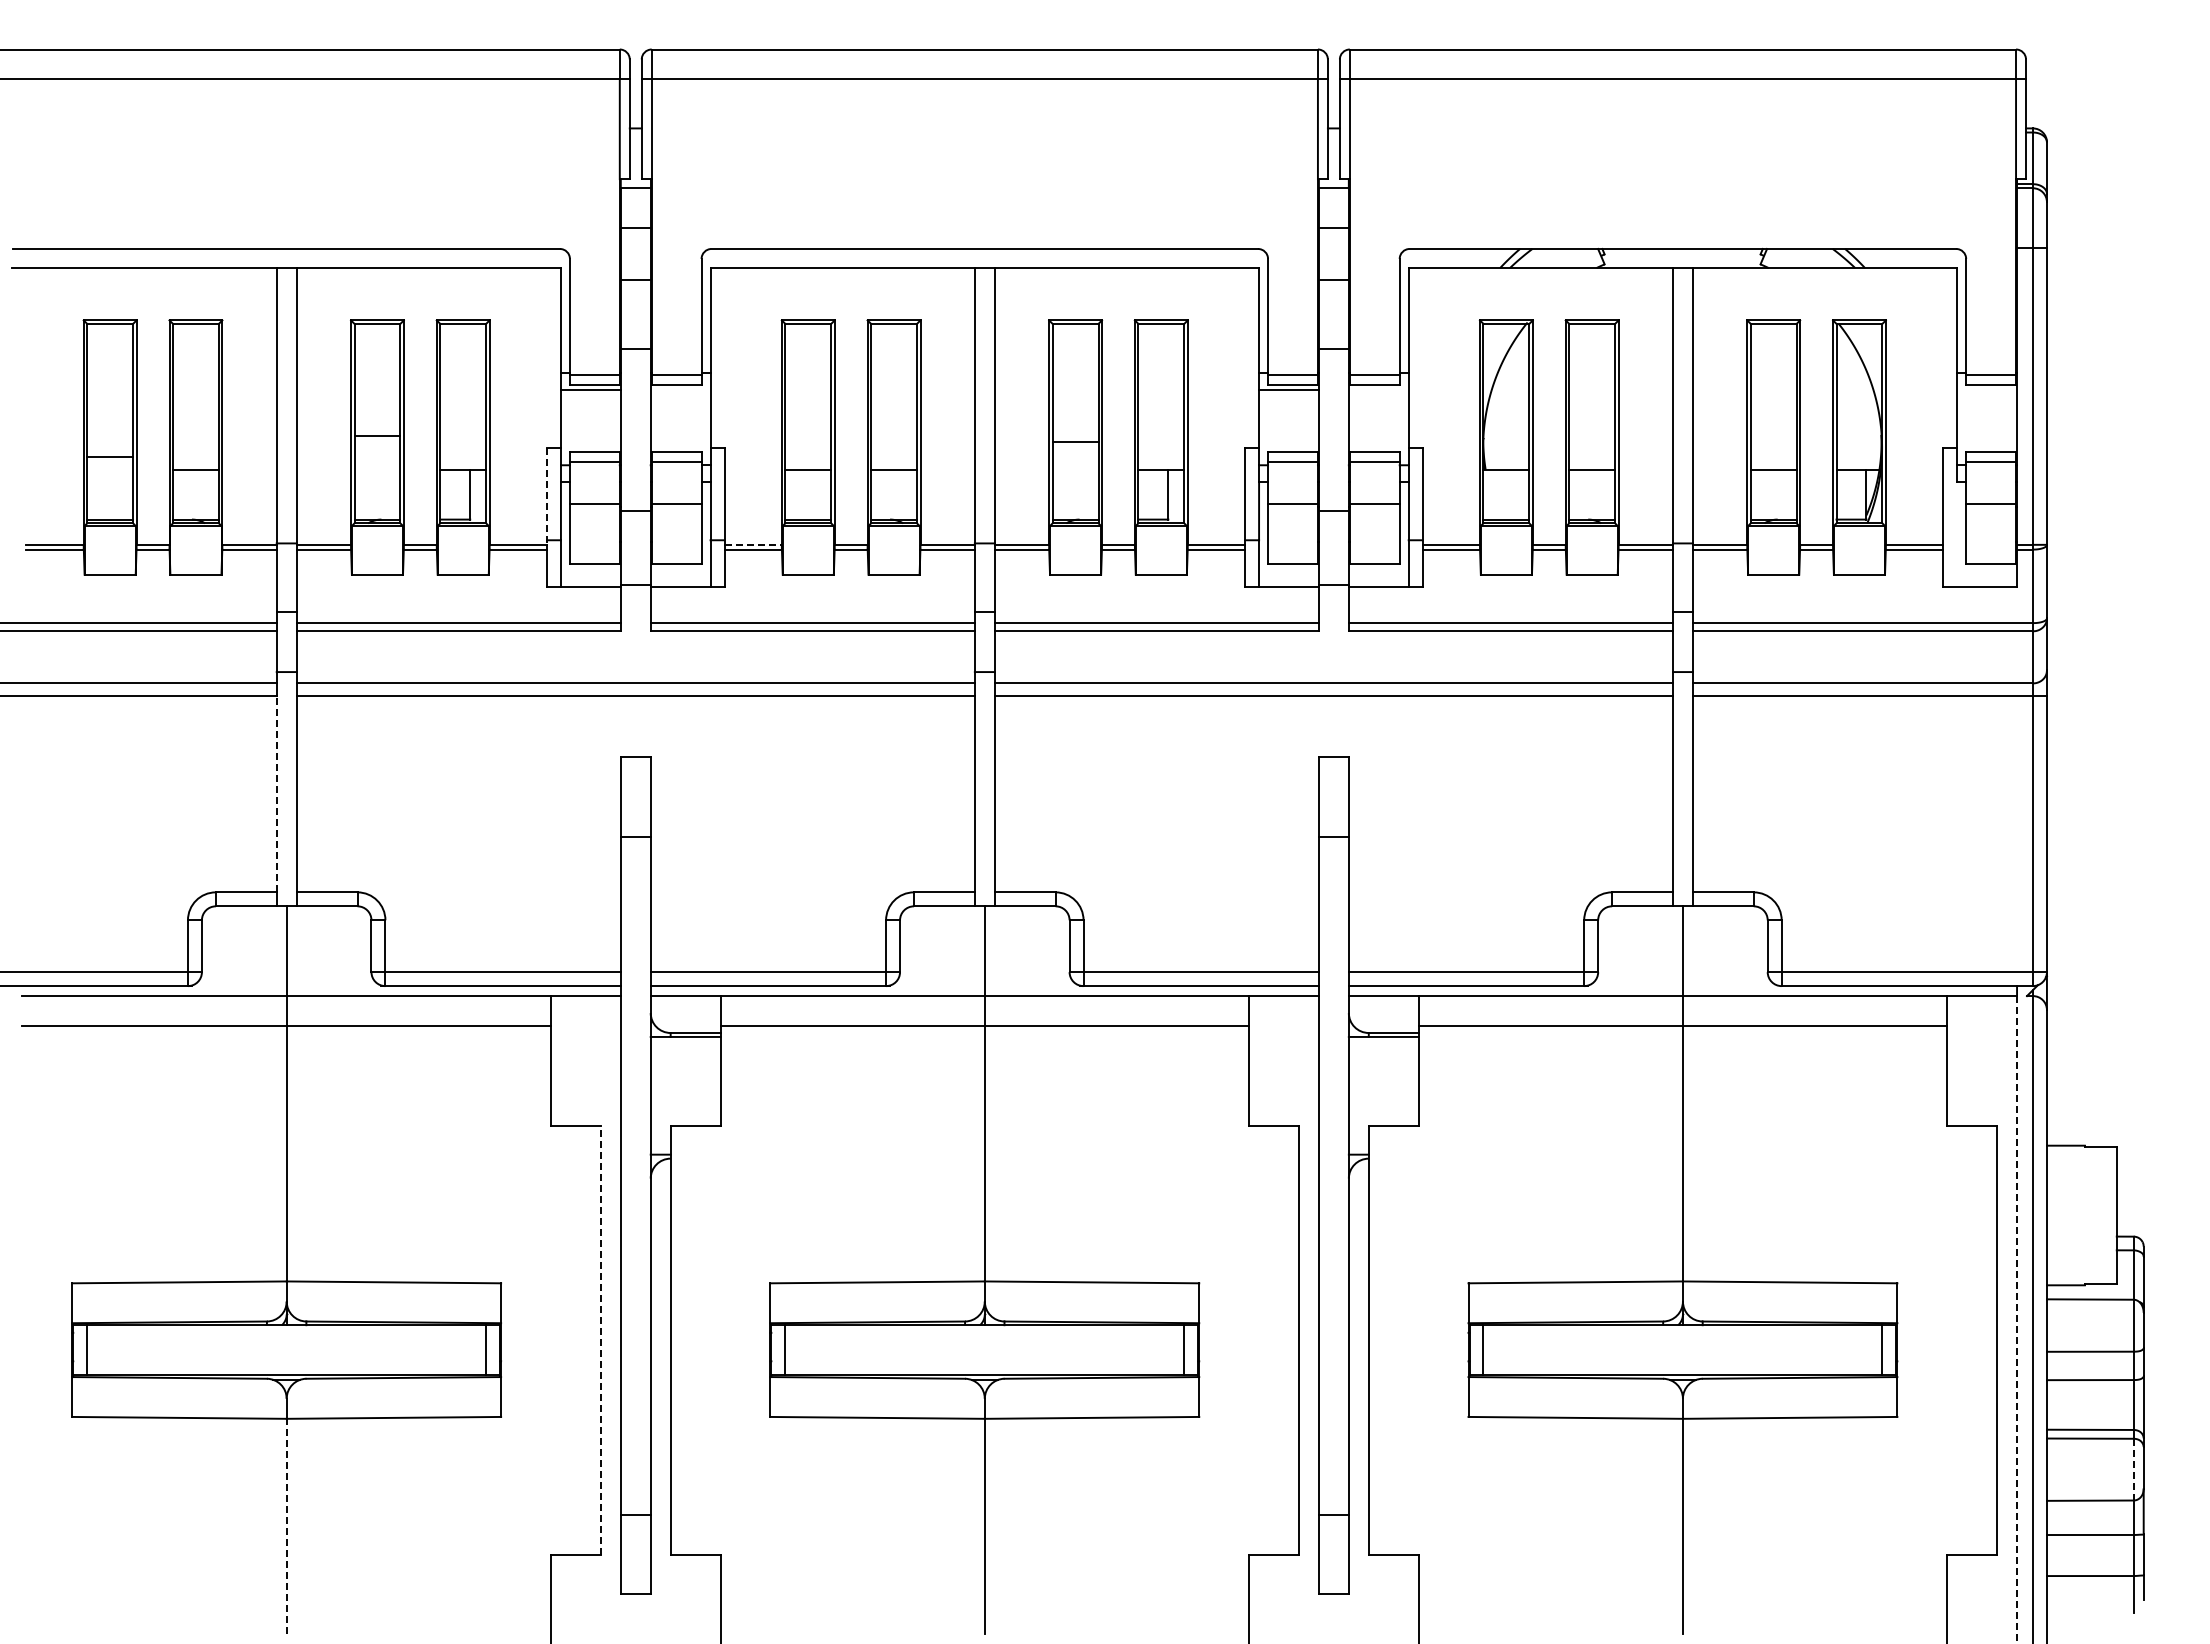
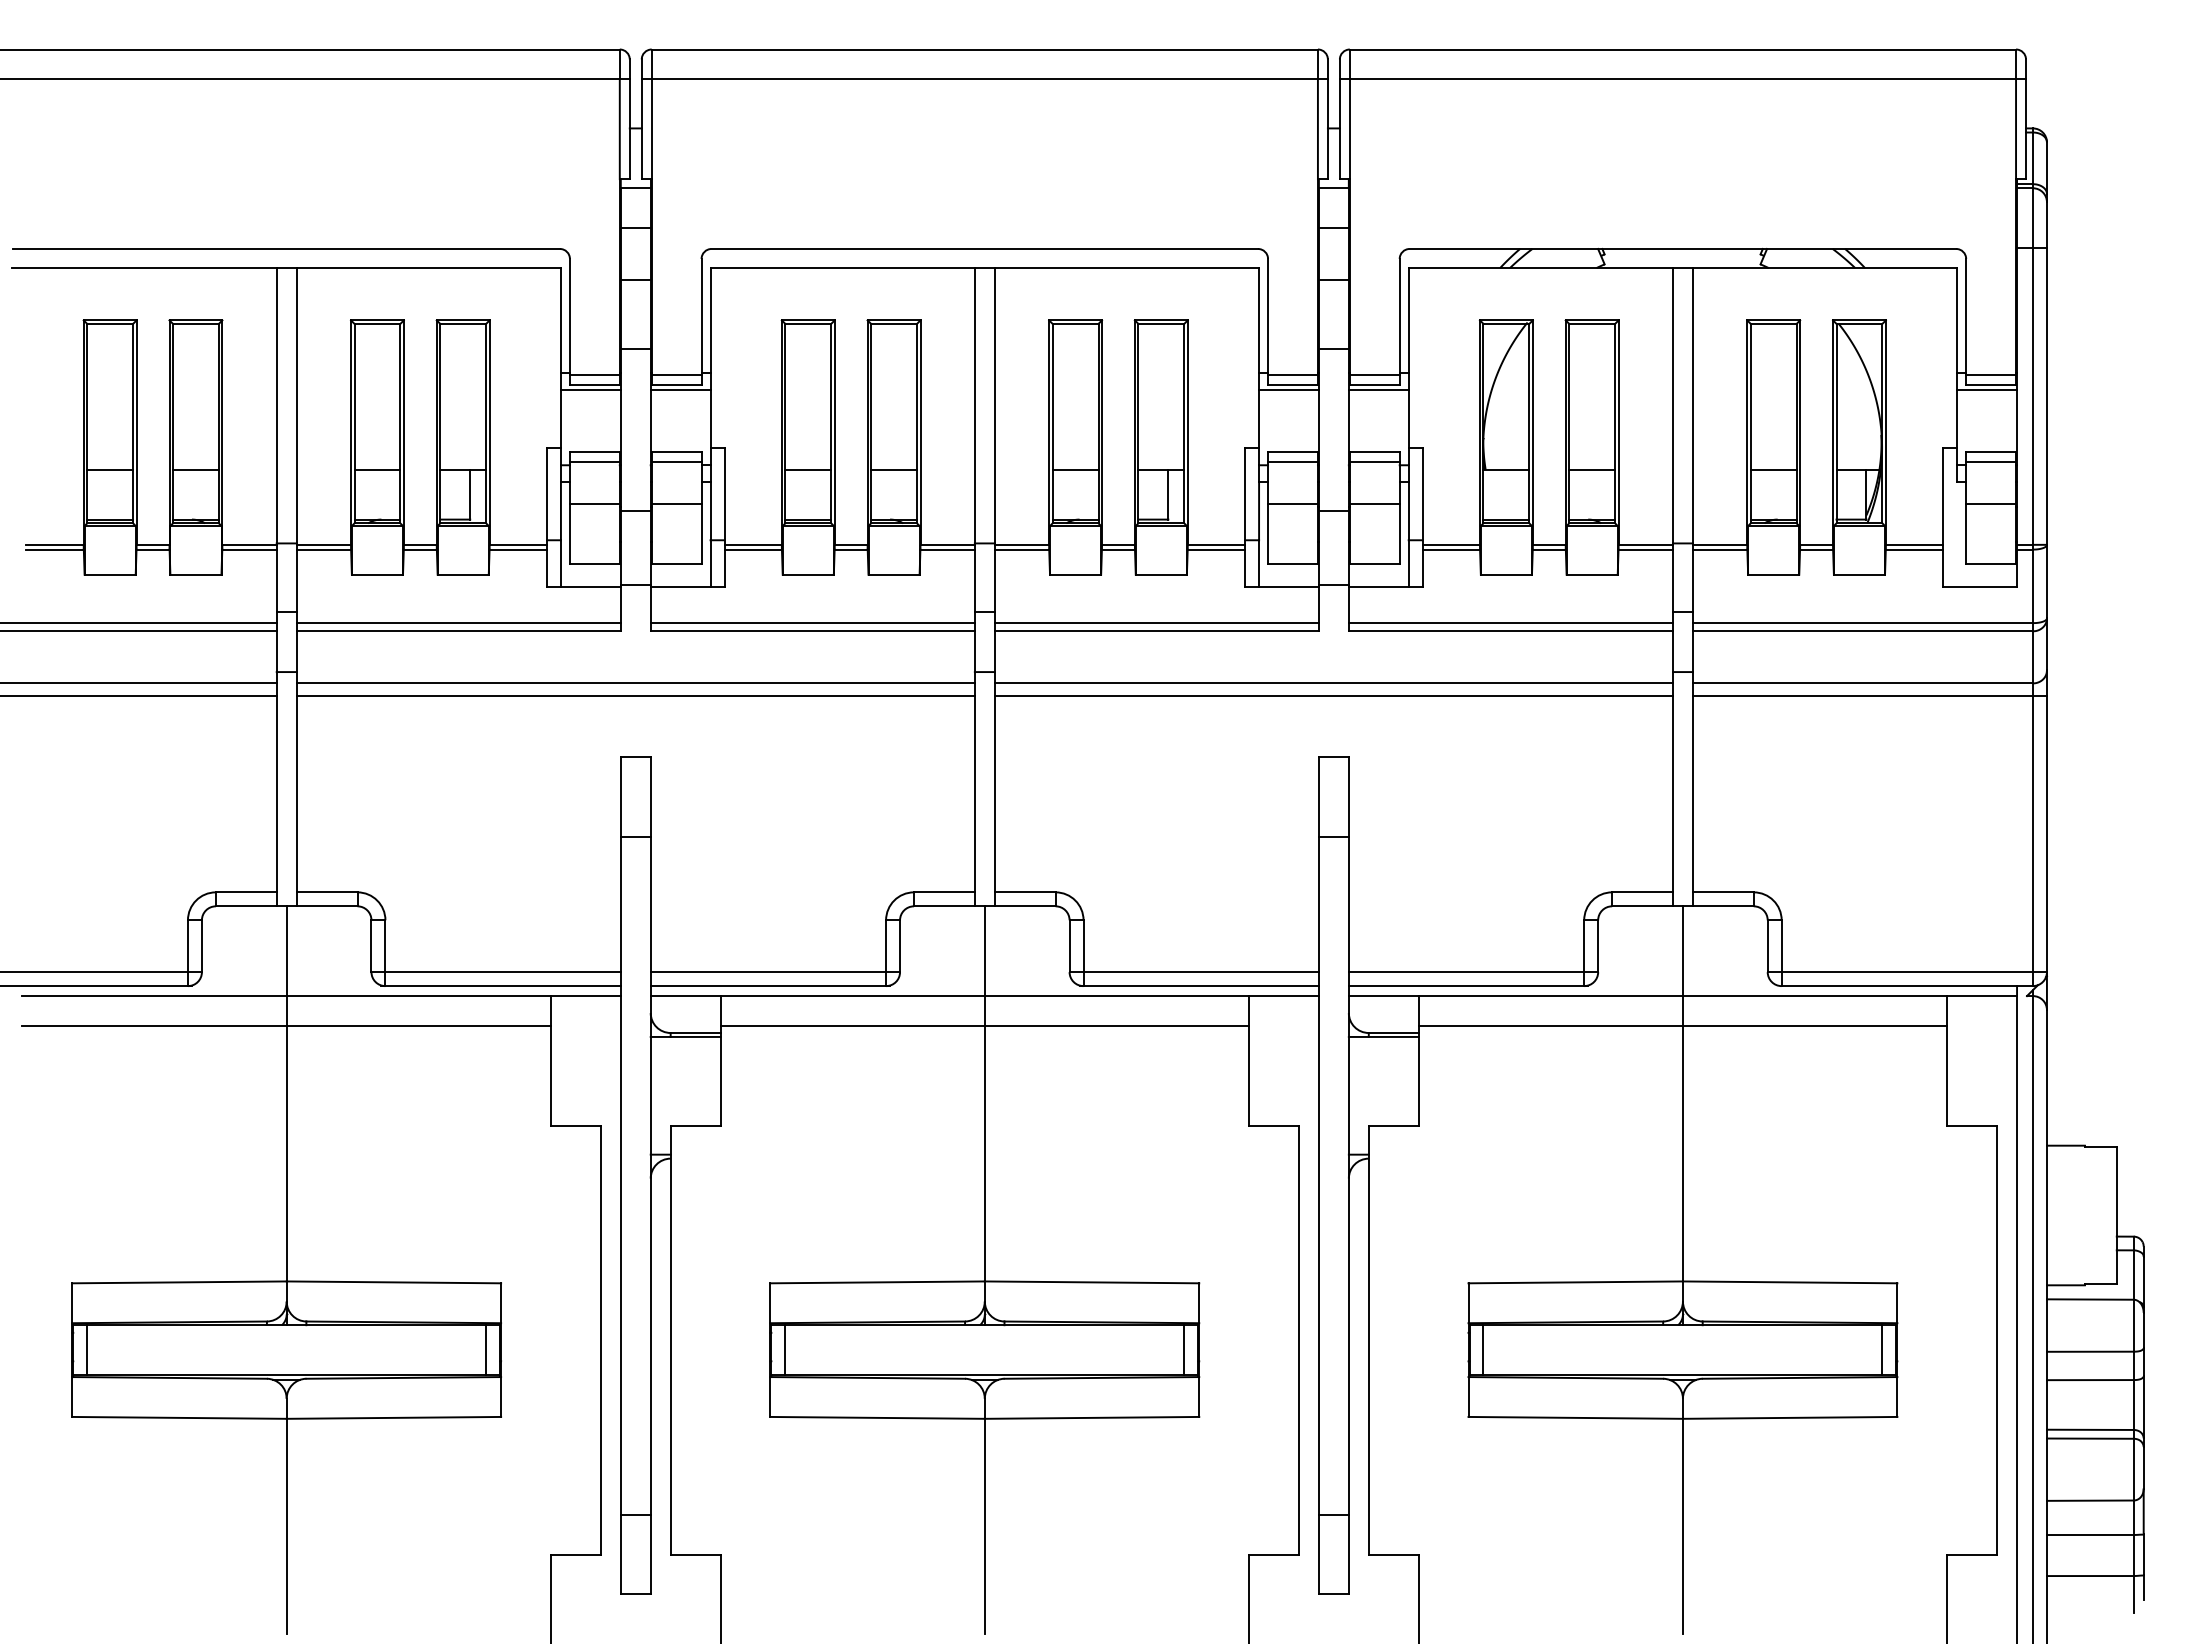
line: none -> present (680, 389)
line: none -> present (1378, 389)
line: none -> present (1987, 389)
line position: (377, 435) -> (377, 469) (377, 469)
line position: (1075, 441) -> (1075, 469) (1075, 469)
line position: (110, 456) -> (110, 469) (110, 469)
line: dashed -> solid (547, 496)
line: dashed -> solid (753, 544)
line: dashed -> solid (276, 794)
line: dashed -> solid (2017, 1319)
line: dashed -> solid (600, 1339)
line: dashed -> solid (2133, 1469)
line: dashed -> solid (286, 1526)
